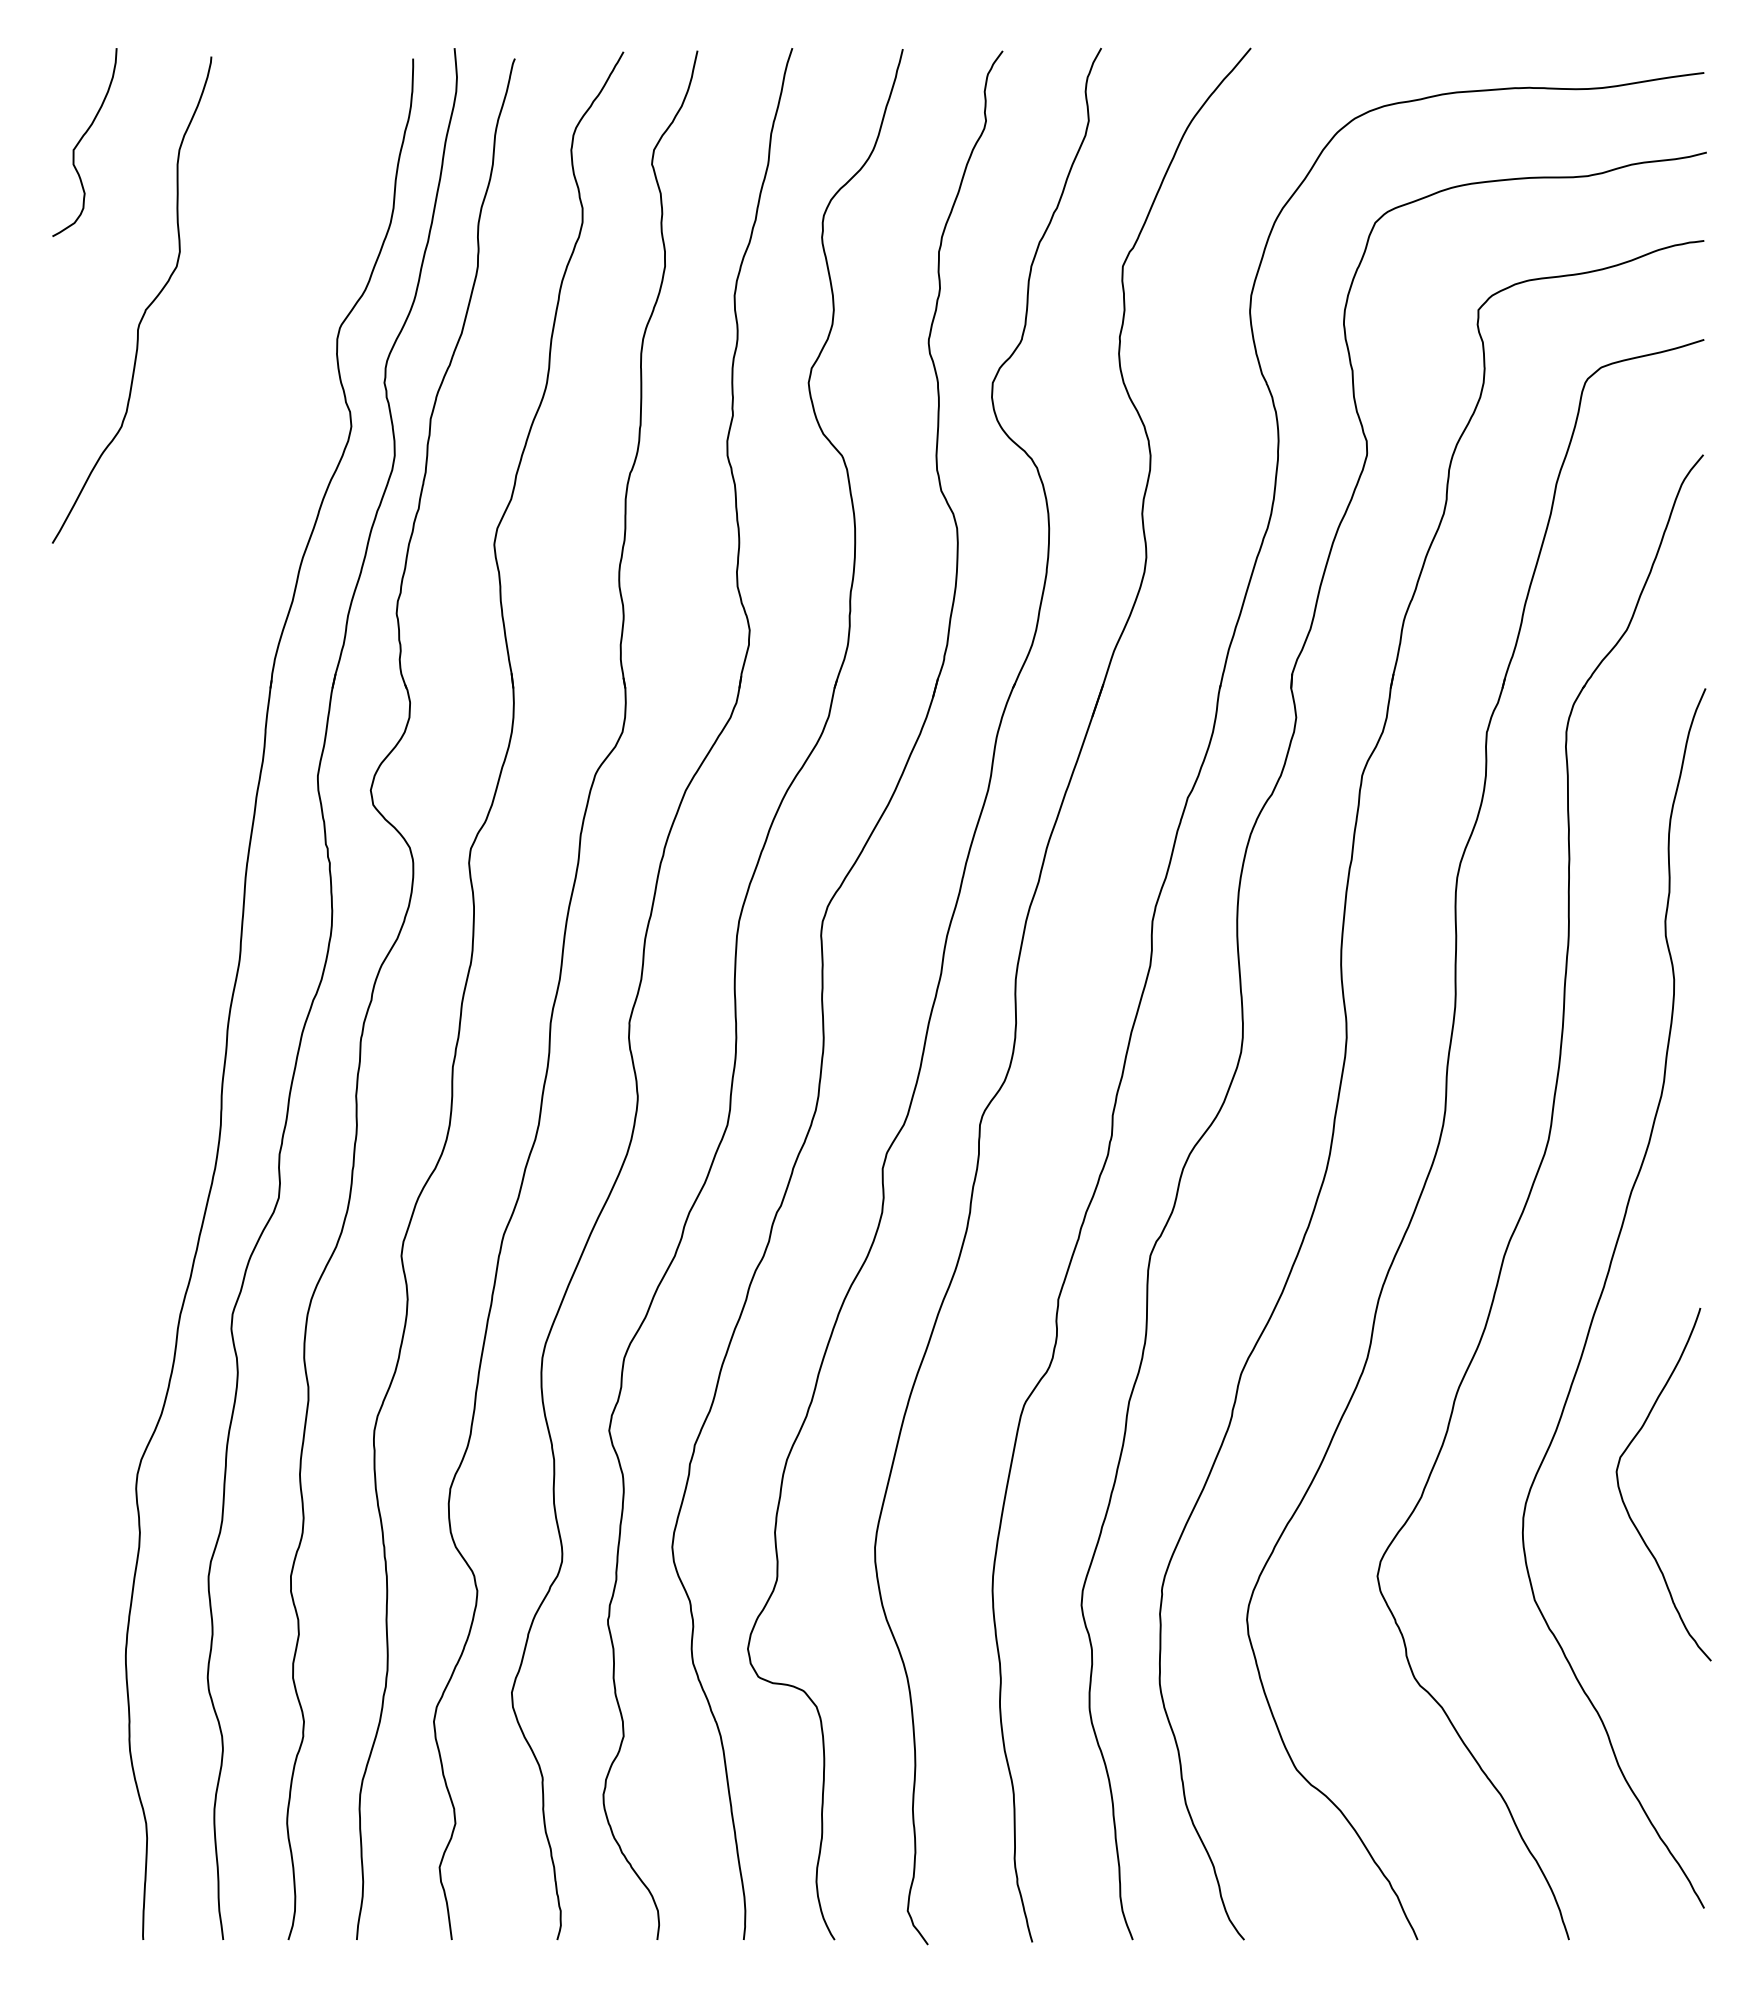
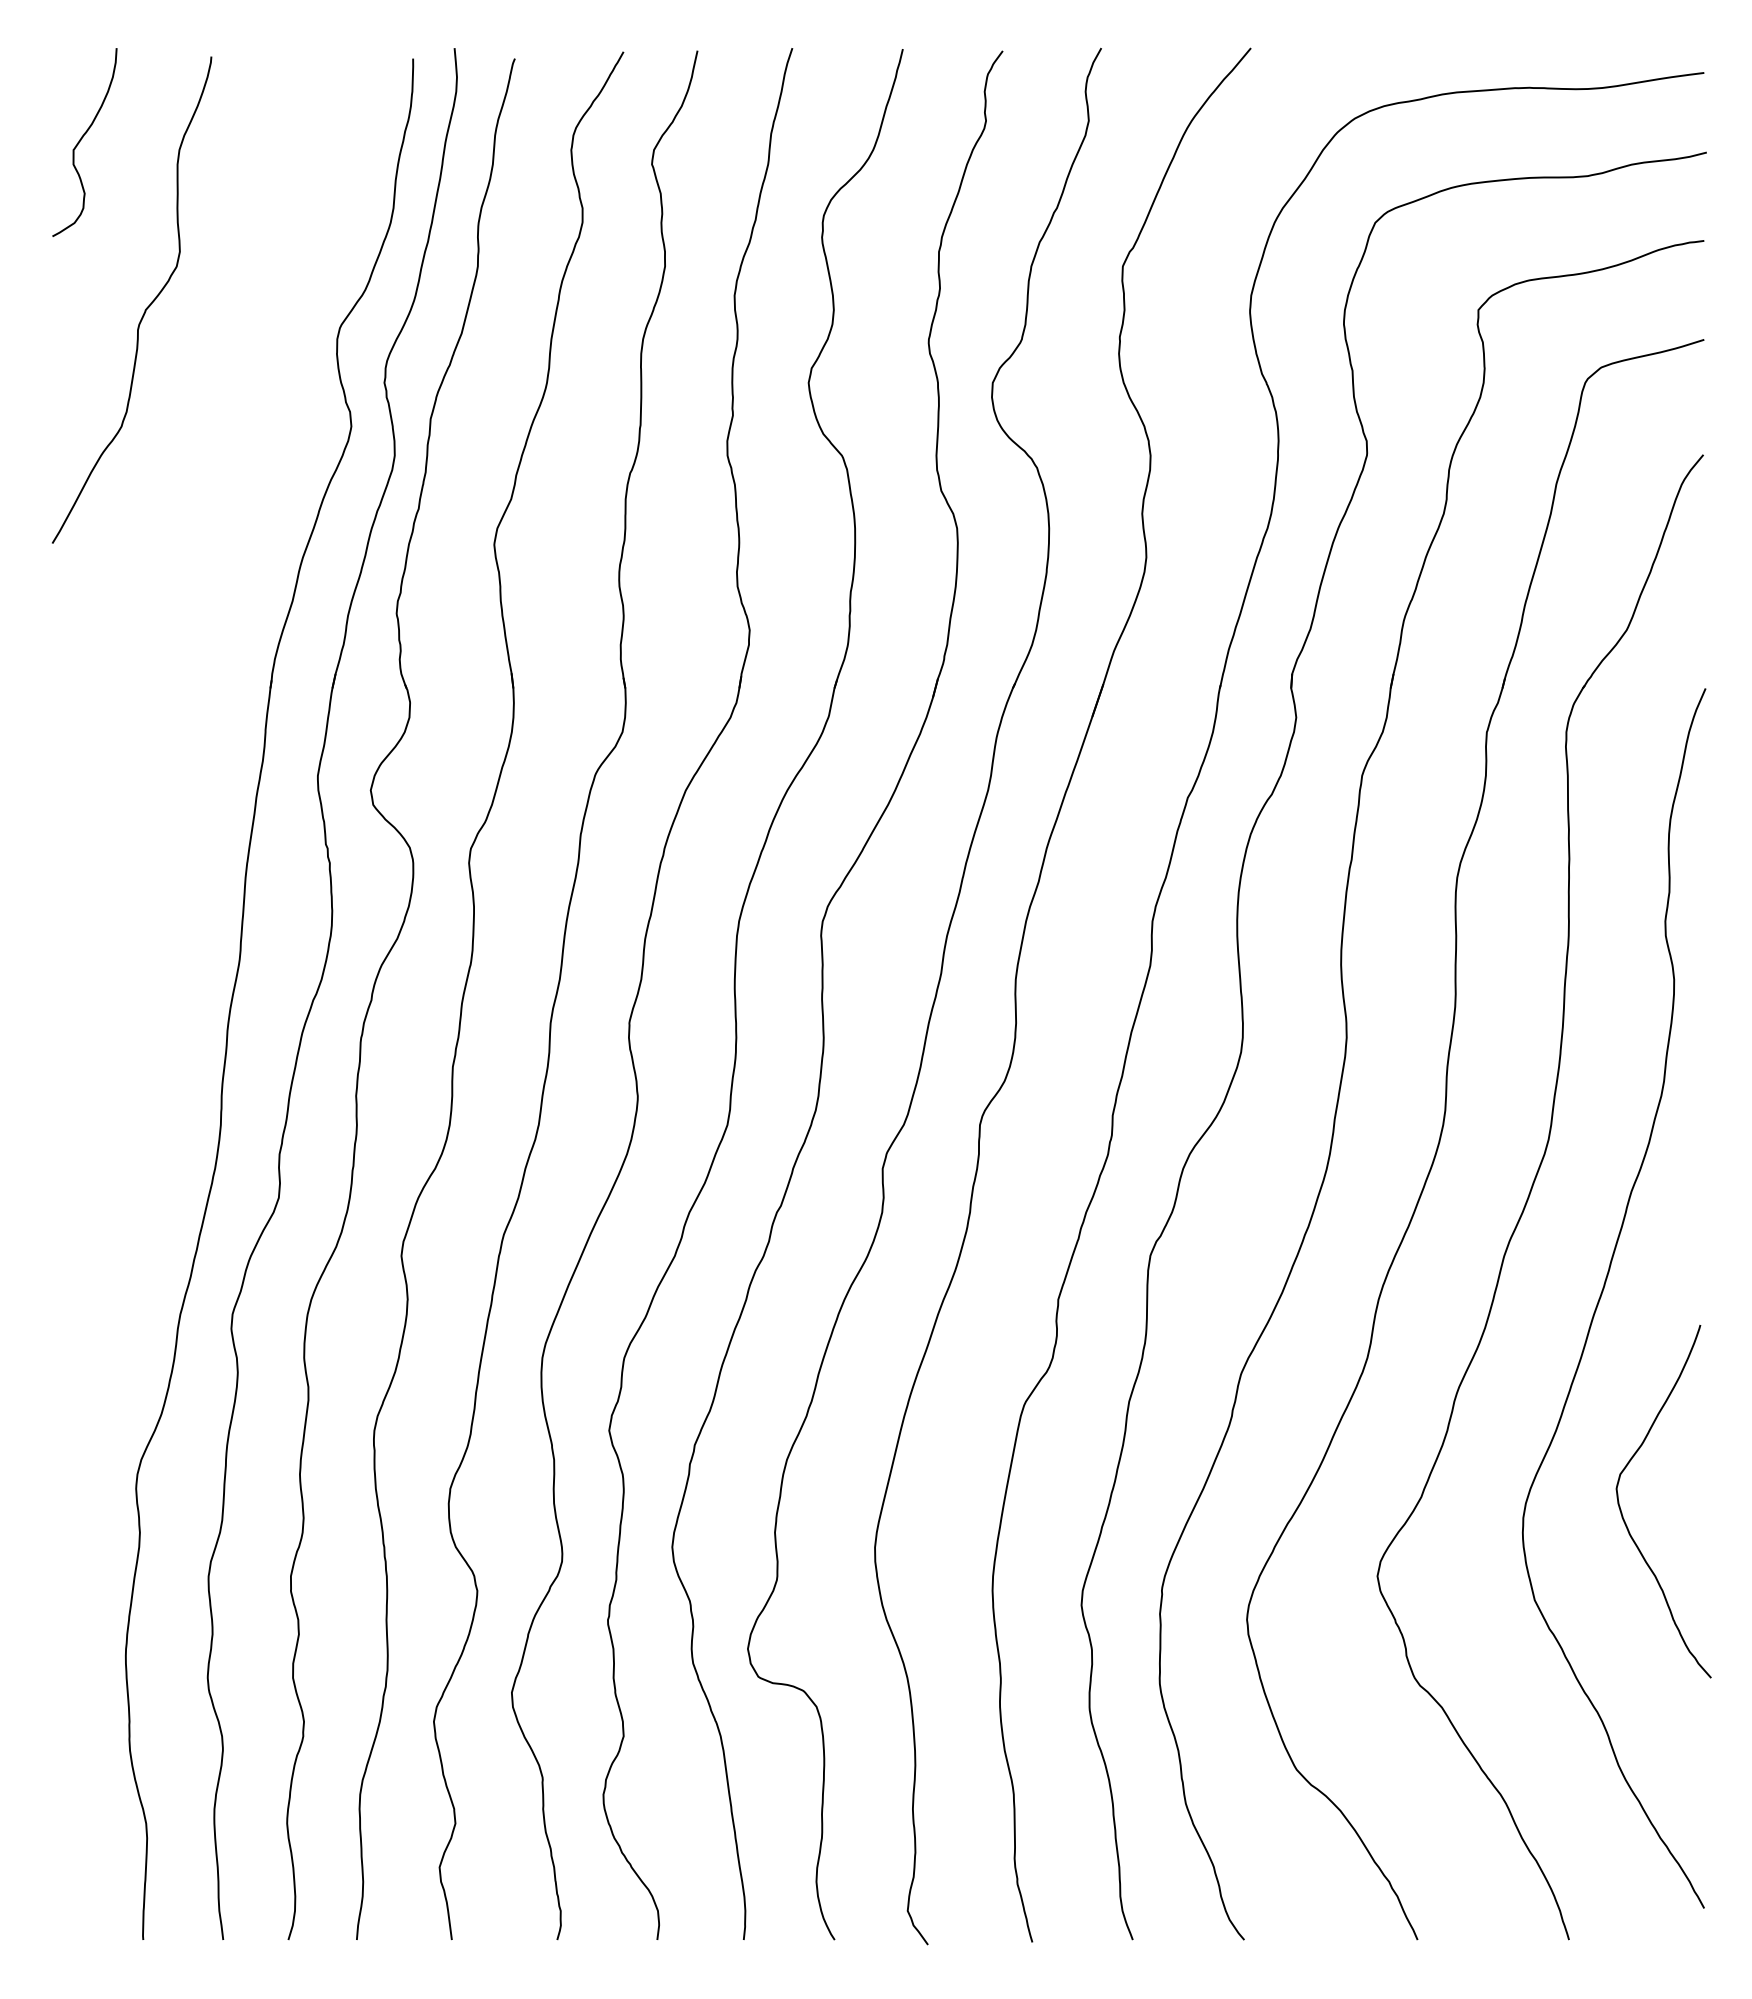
curve position: (1622, 1495) -> (1622, 1512) (1622, 1512)
